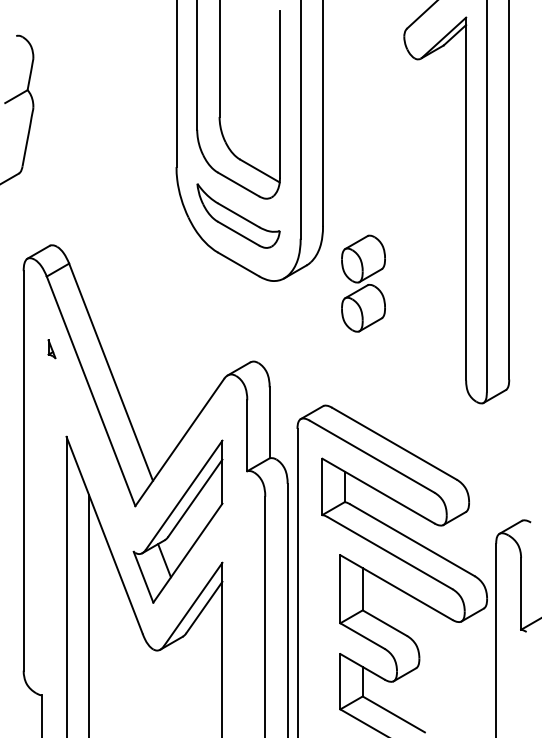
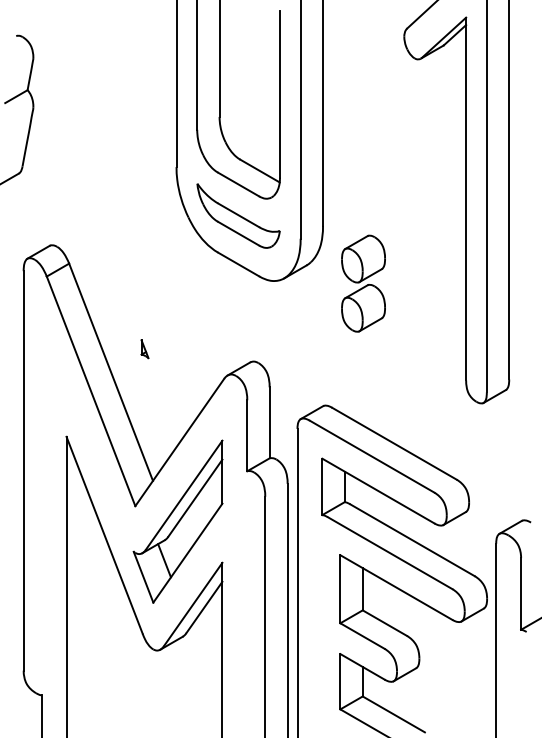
part position: (51, 349) -> (144, 349) (144, 349)
line: present -> none (88, 614)
